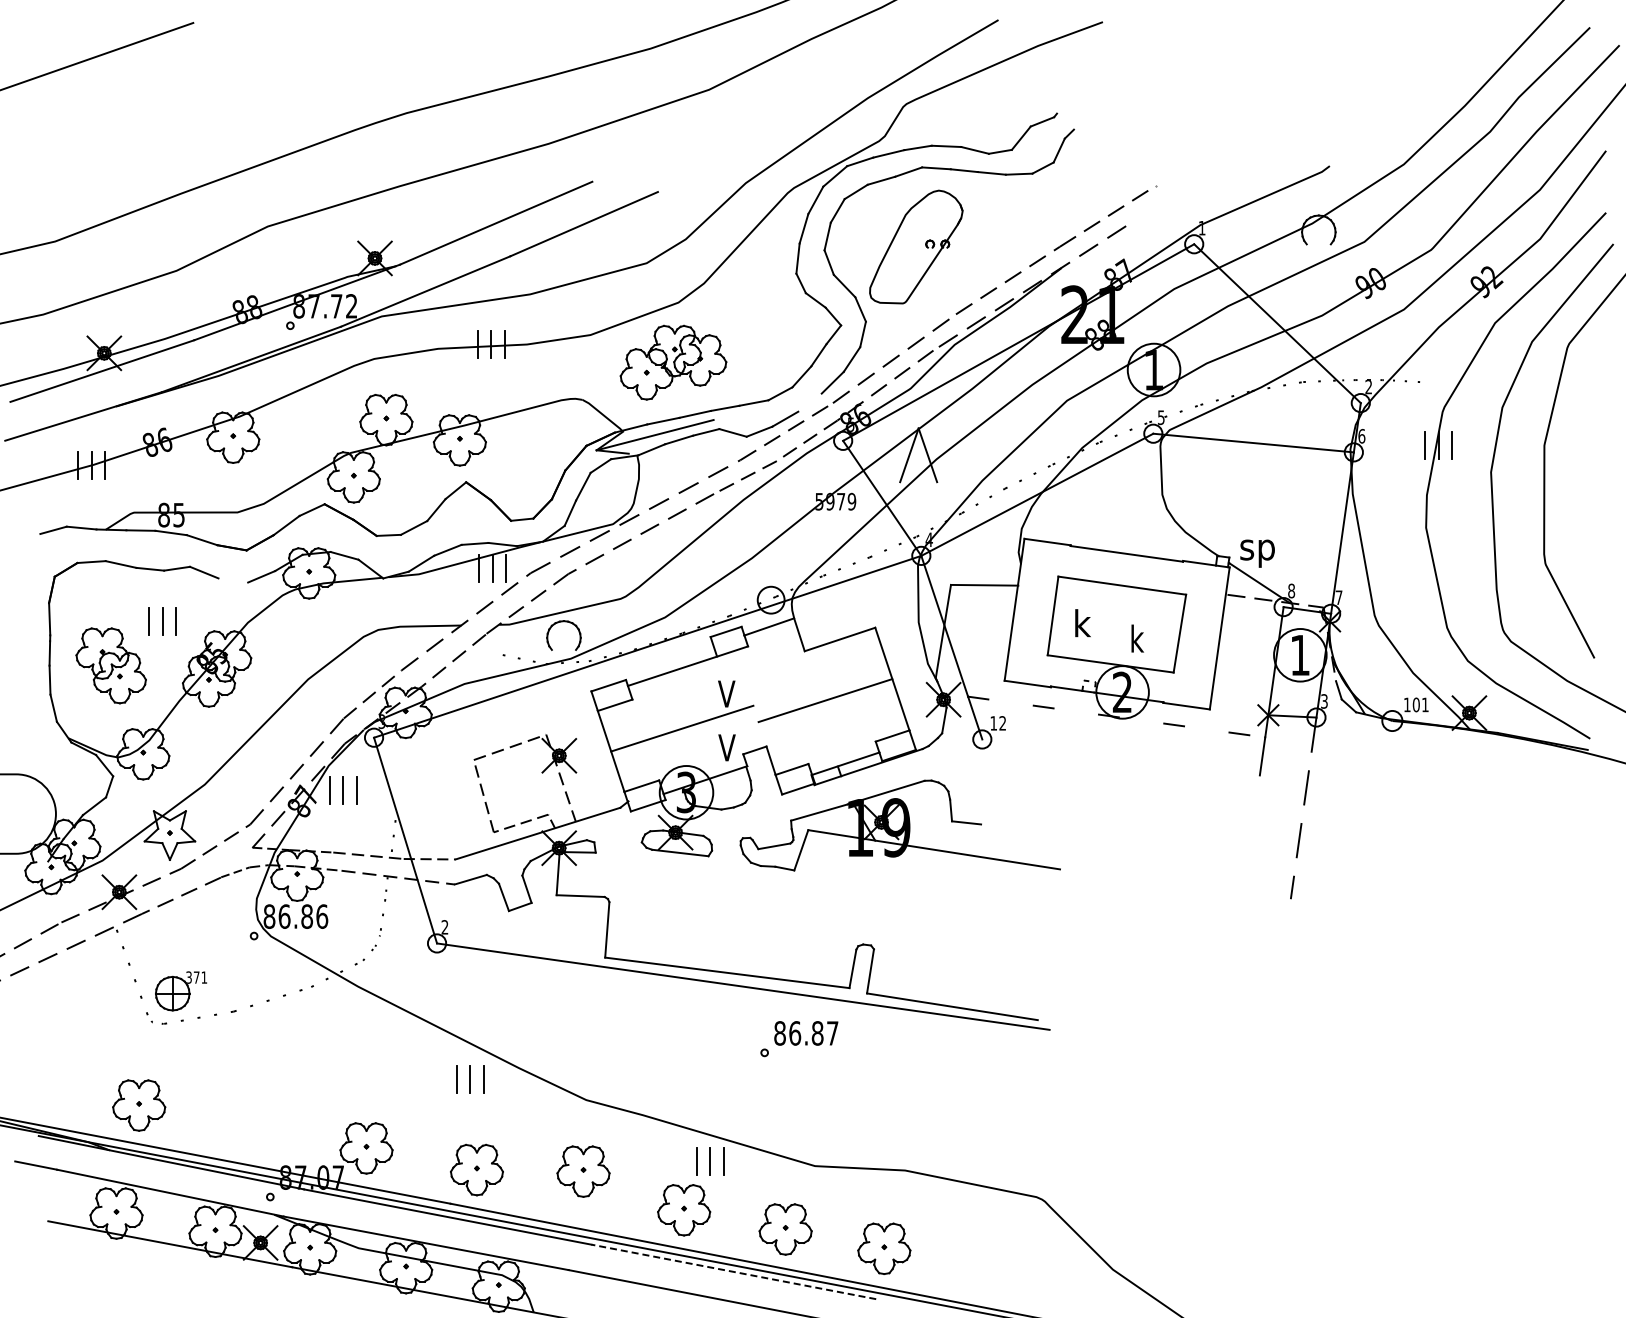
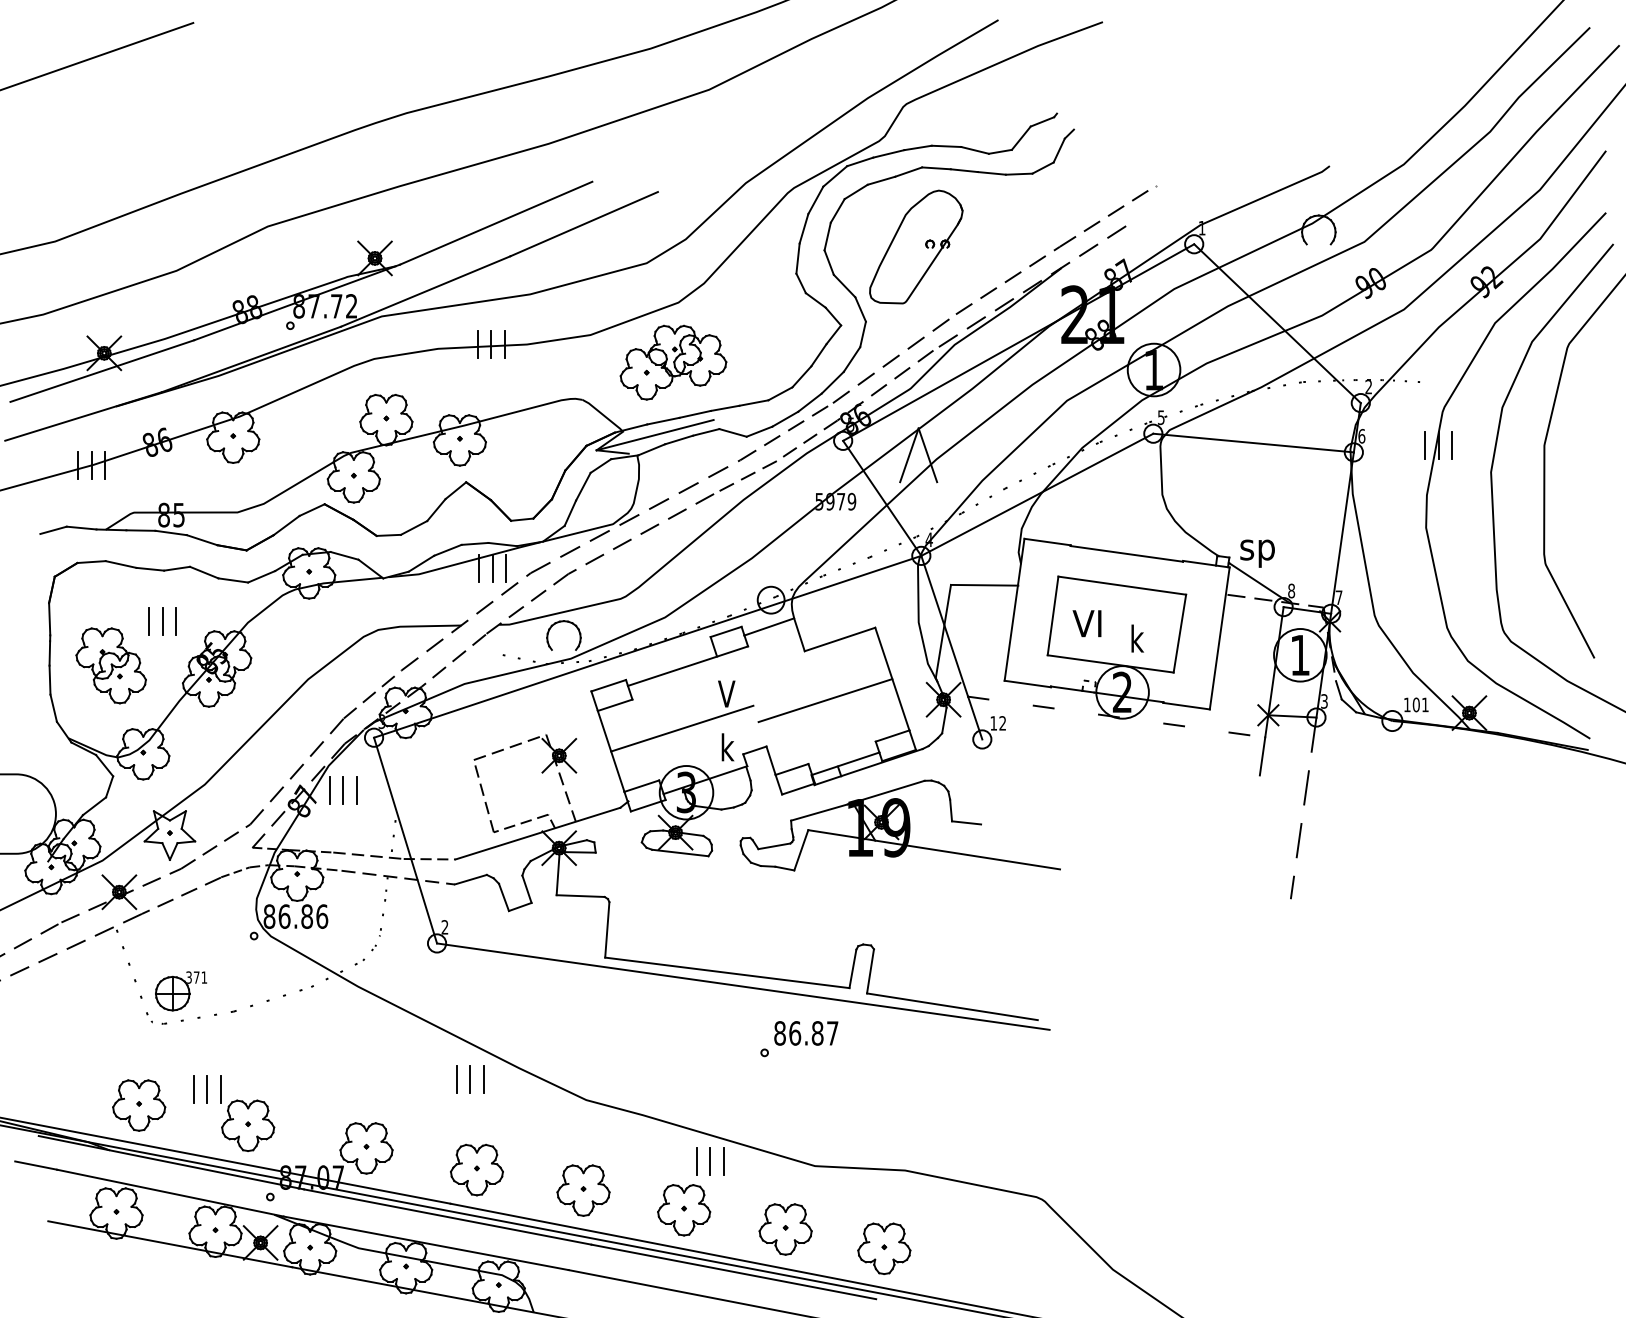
line: none -> present (809, 402)
line: none -> present (233, 580)
text: k -> VI (1086, 623)
text: V -> k (726, 747)
part: none -> present (234, 1113)
part position: (583, 1171) -> (583, 1190) (583, 1190)
line: dashed -> solid (733, 1271)
